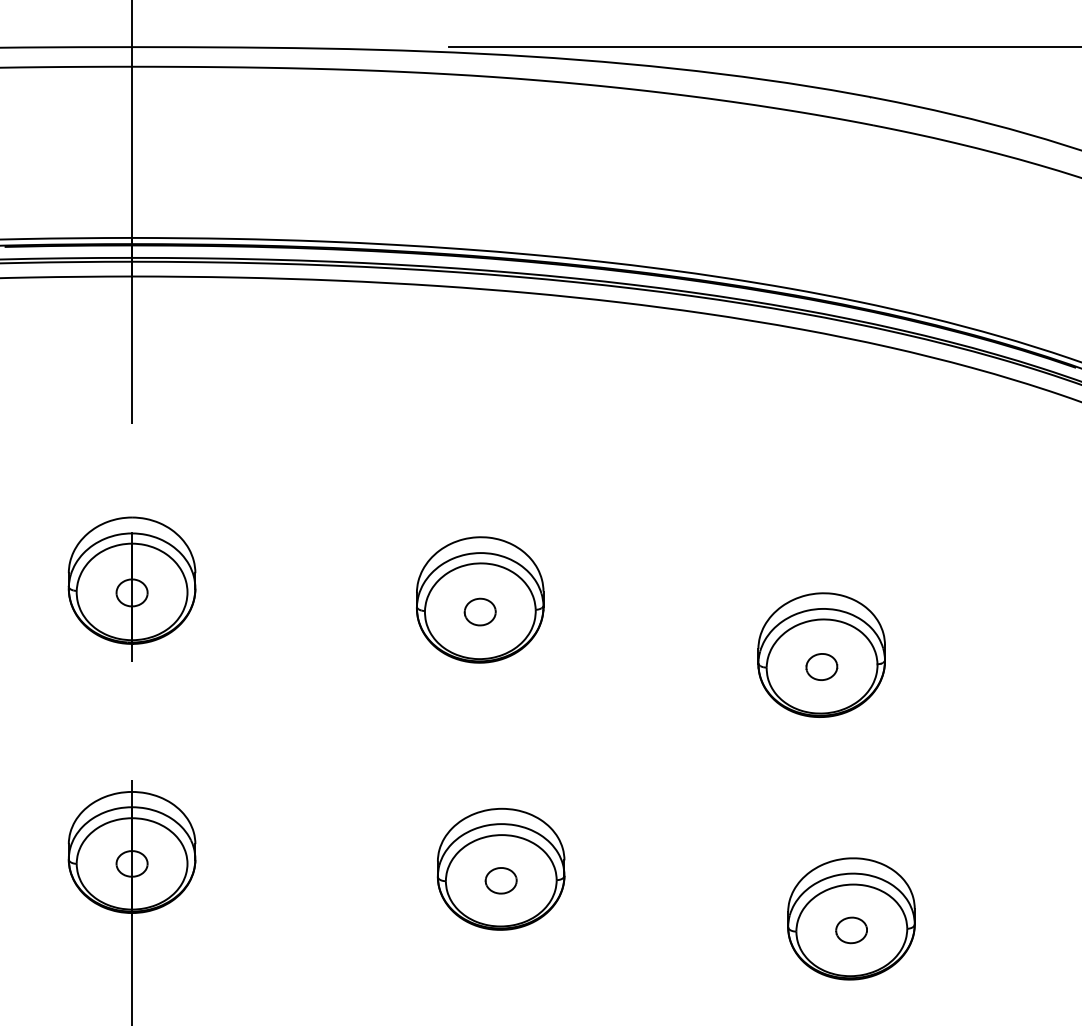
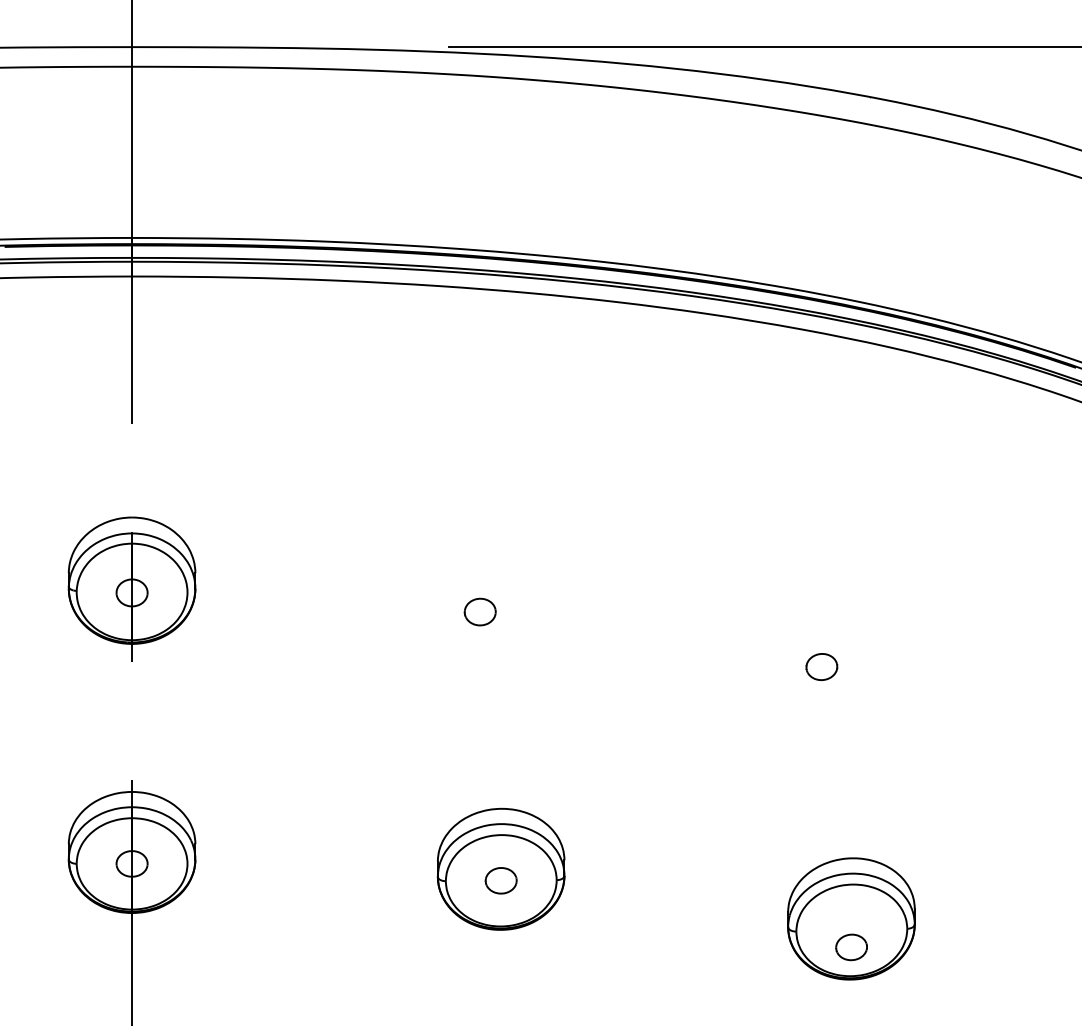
part: present -> none (480, 599)
part: present -> none (821, 654)
part position: (851, 930) -> (851, 947) (851, 947)
